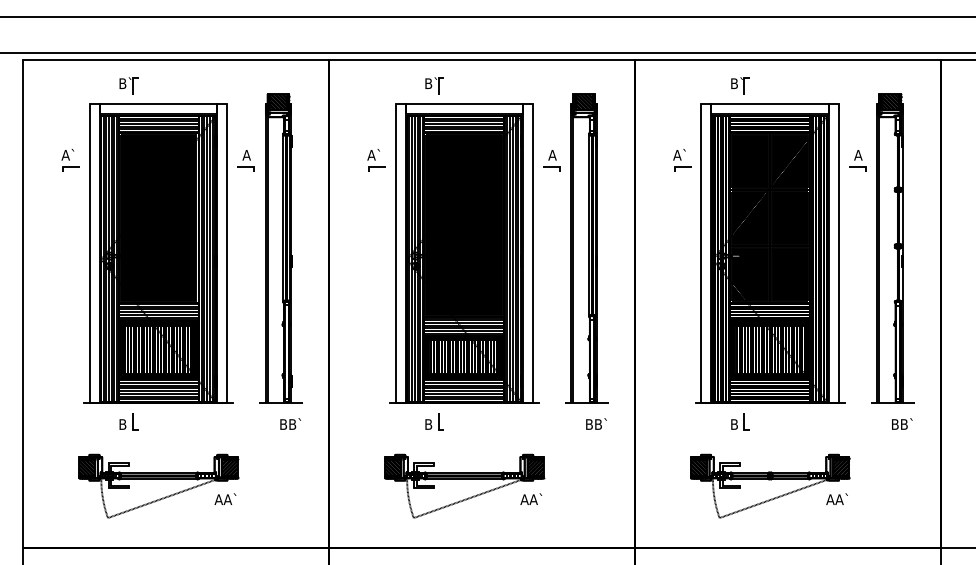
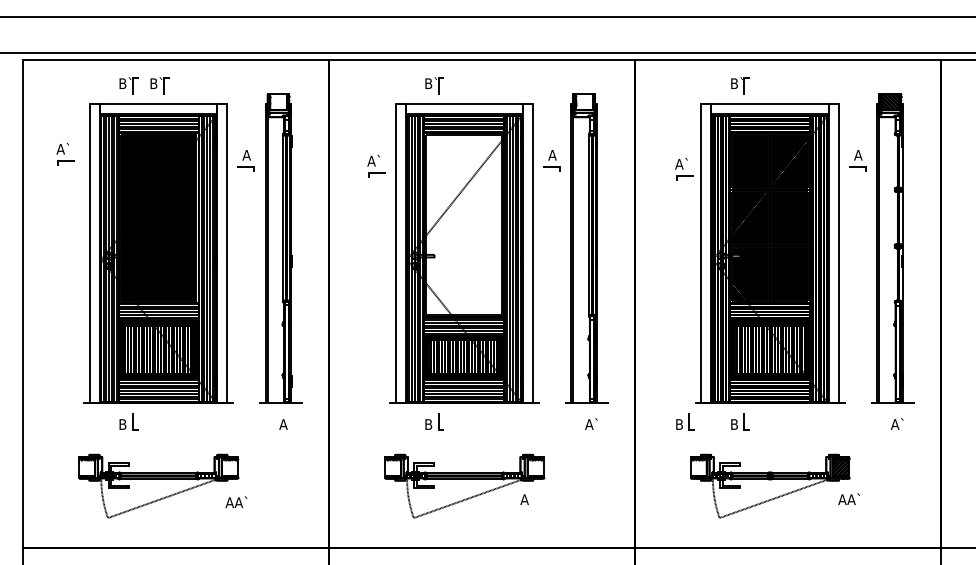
part: none -> present (159, 85)
hatch: present -> none (277, 101)
hatch: present -> none (583, 101)
part position: (70, 160) -> (65, 154) (65, 154)
part position: (376, 160) -> (376, 166) (376, 166)
part position: (682, 160) -> (684, 169) (684, 169)
fill: present -> none (464, 224)
part: none -> present (685, 421)
text: BB` -> A (290, 423)
text: BB` -> A` (595, 423)
text: BB` -> A` (901, 423)
hatch: present -> none (86, 467)
hatch: present -> none (229, 467)
hatch: present -> none (392, 467)
hatch: present -> none (535, 467)
hatch: present -> none (698, 467)
text position: (225, 498) -> (236, 501) (236, 501)
text: AA` -> A (535, 498)
text position: (836, 498) -> (848, 498) (848, 498)
